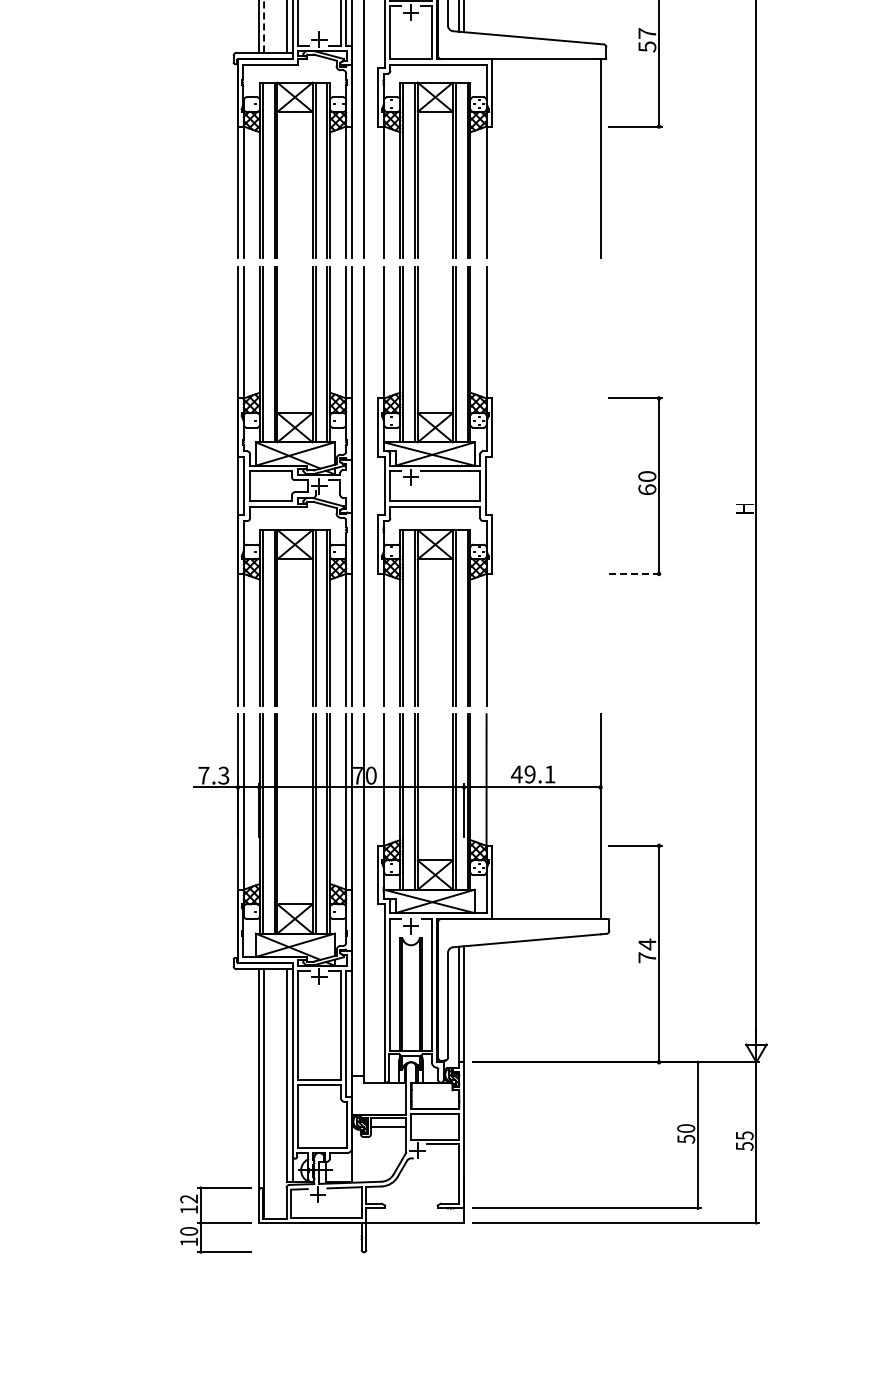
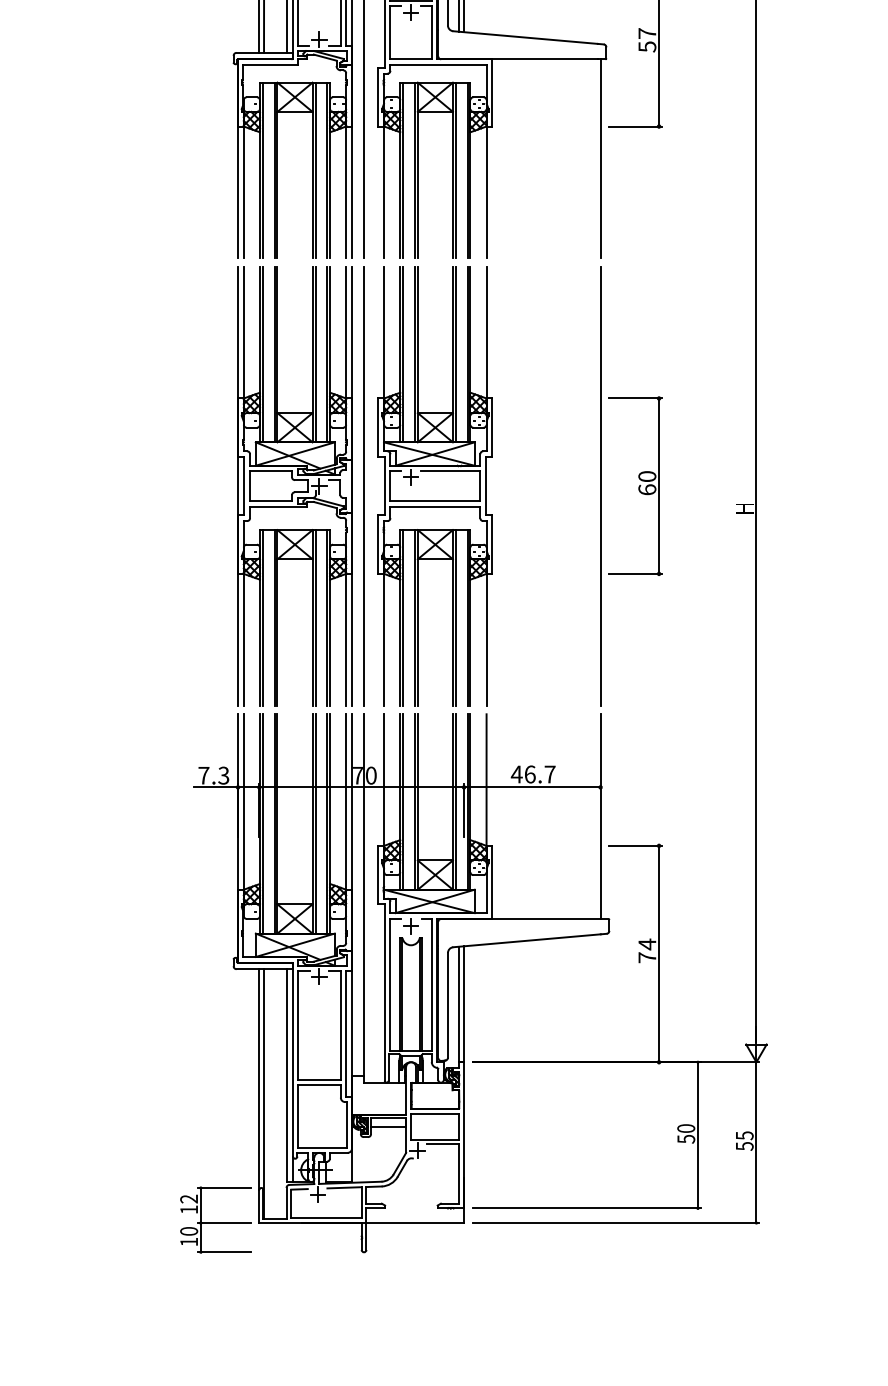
line: dashed -> solid (264, 27)
line: none -> present (600, 485)
line: dashed -> solid (636, 573)
text: 49.1 -> 46.7 (539, 774)
